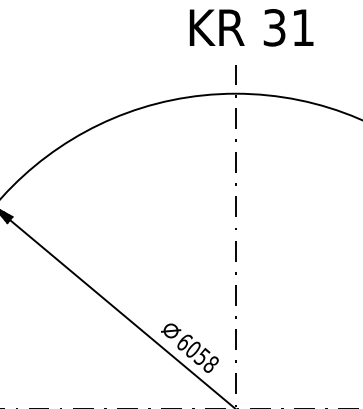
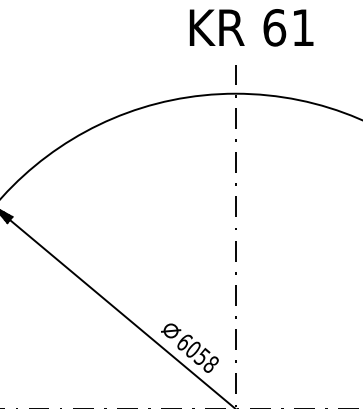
text: 31 -> 61 (274, 27)
